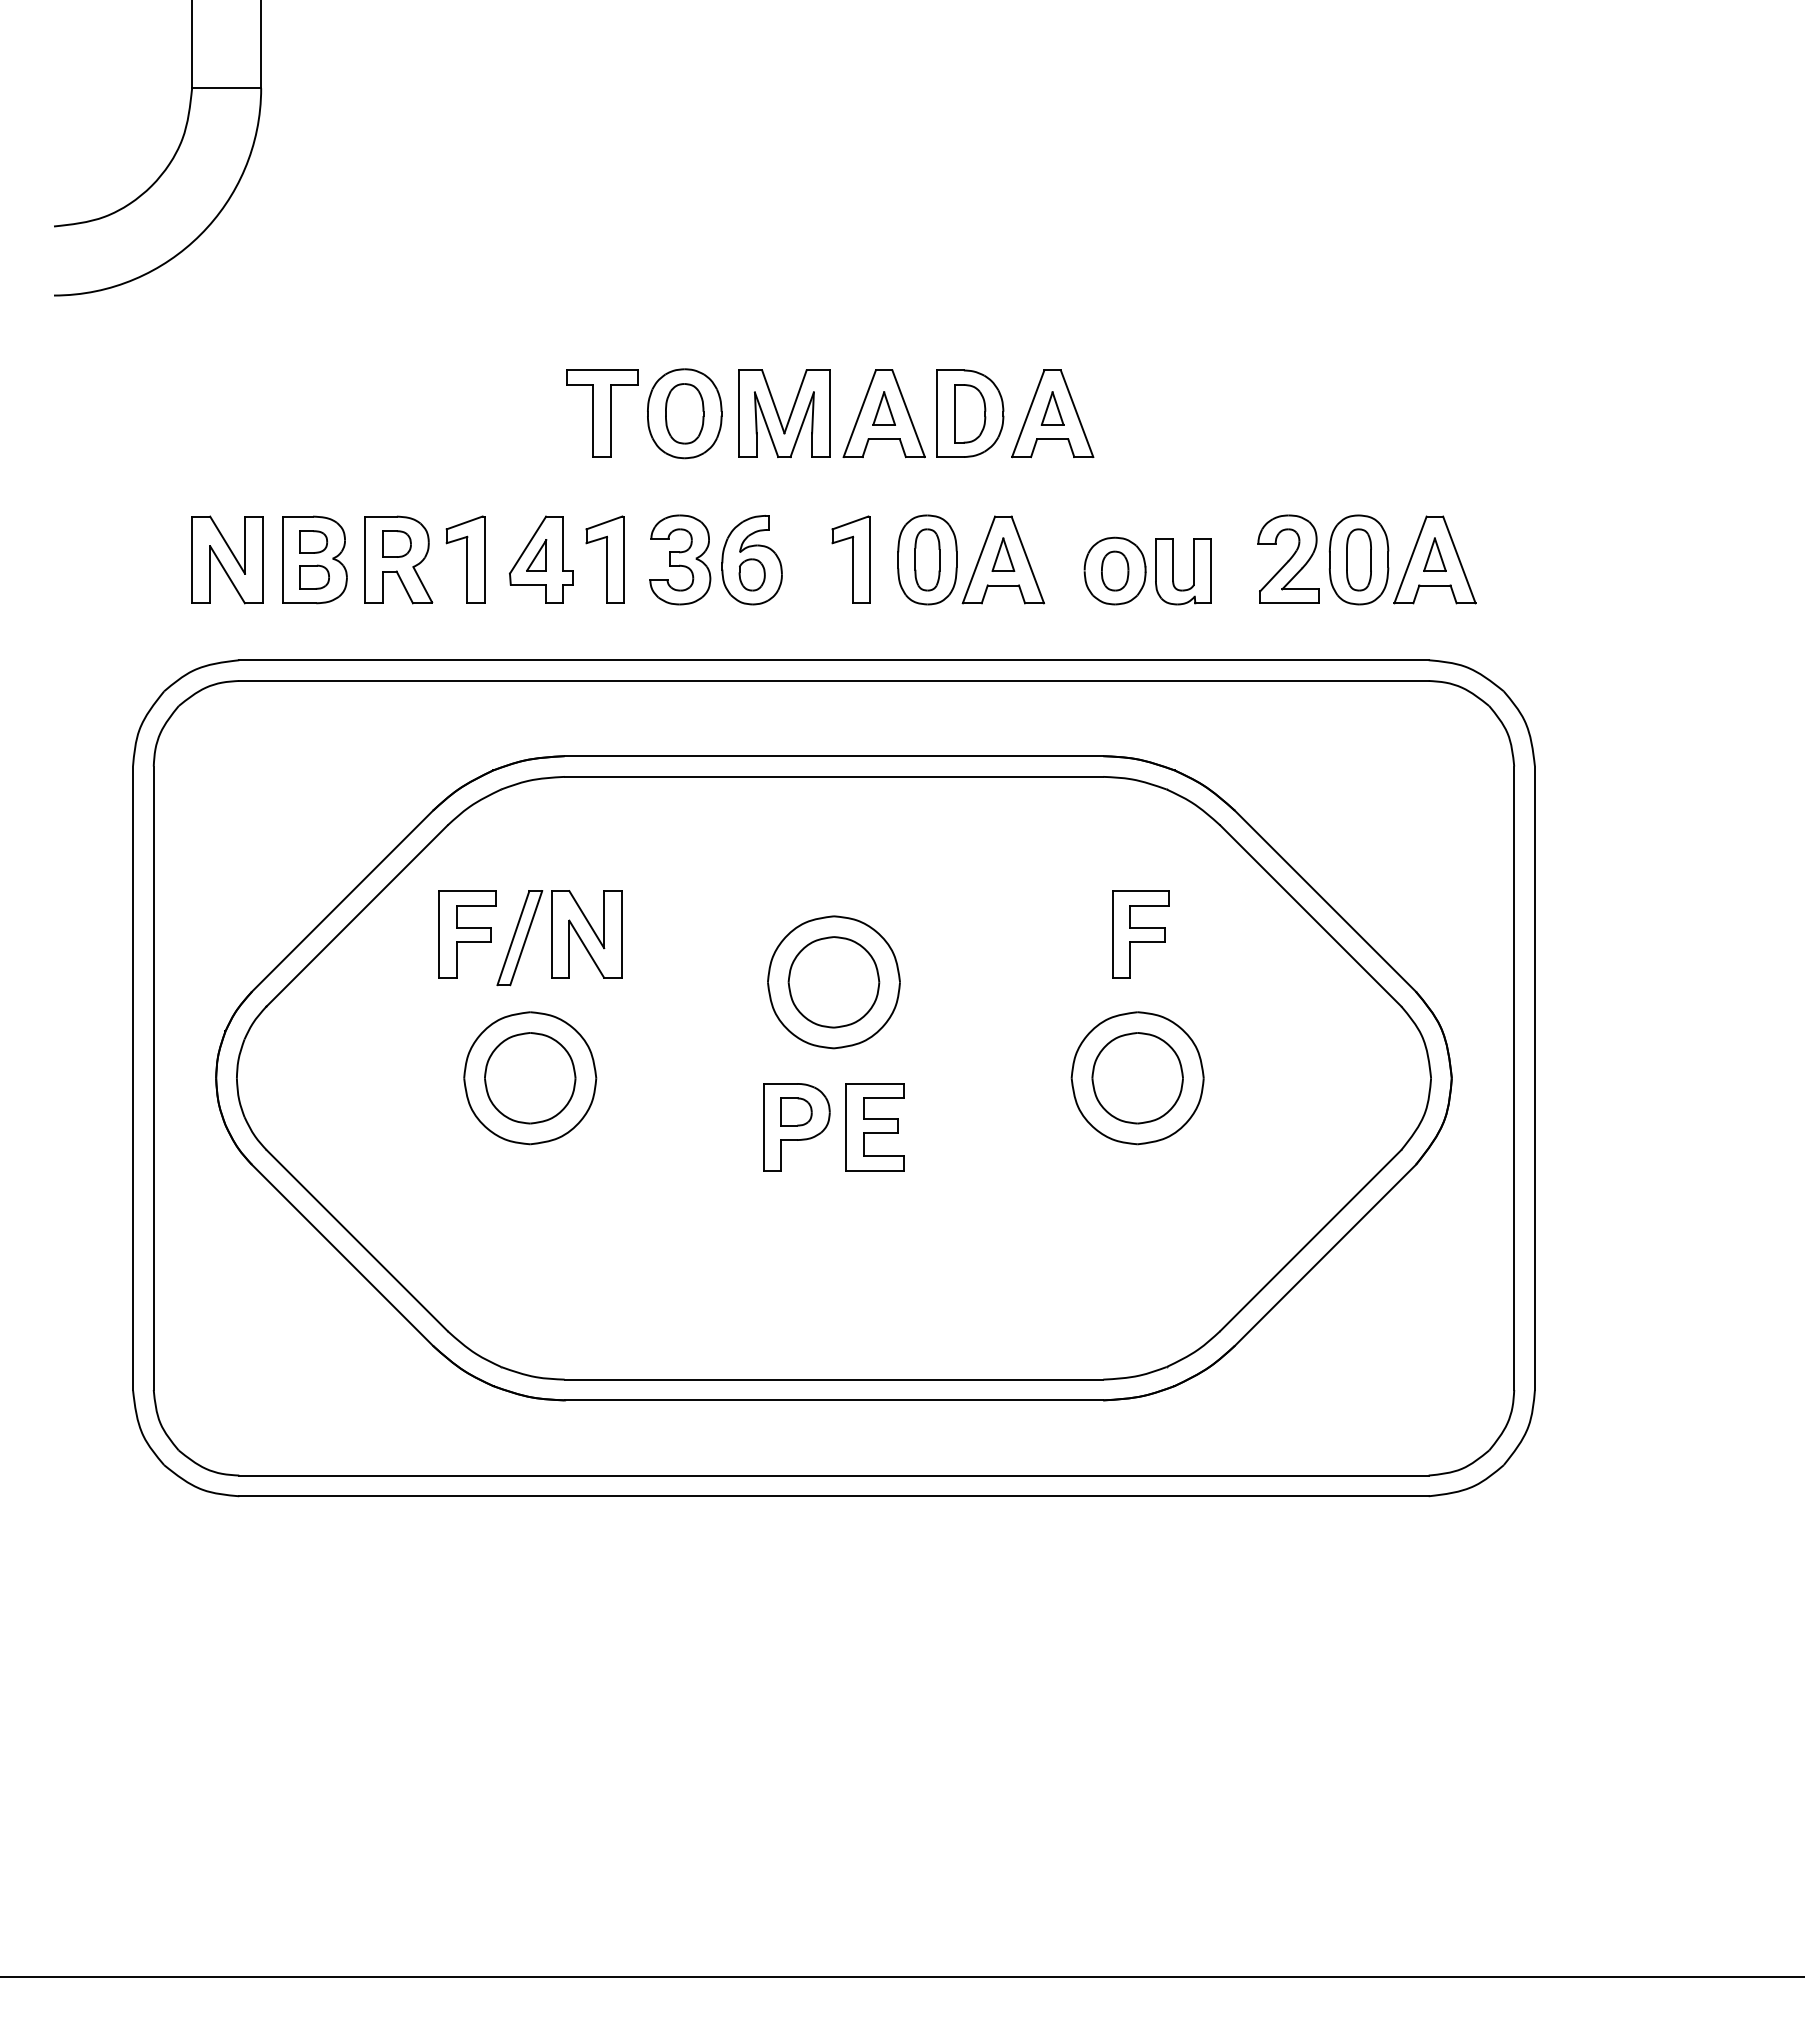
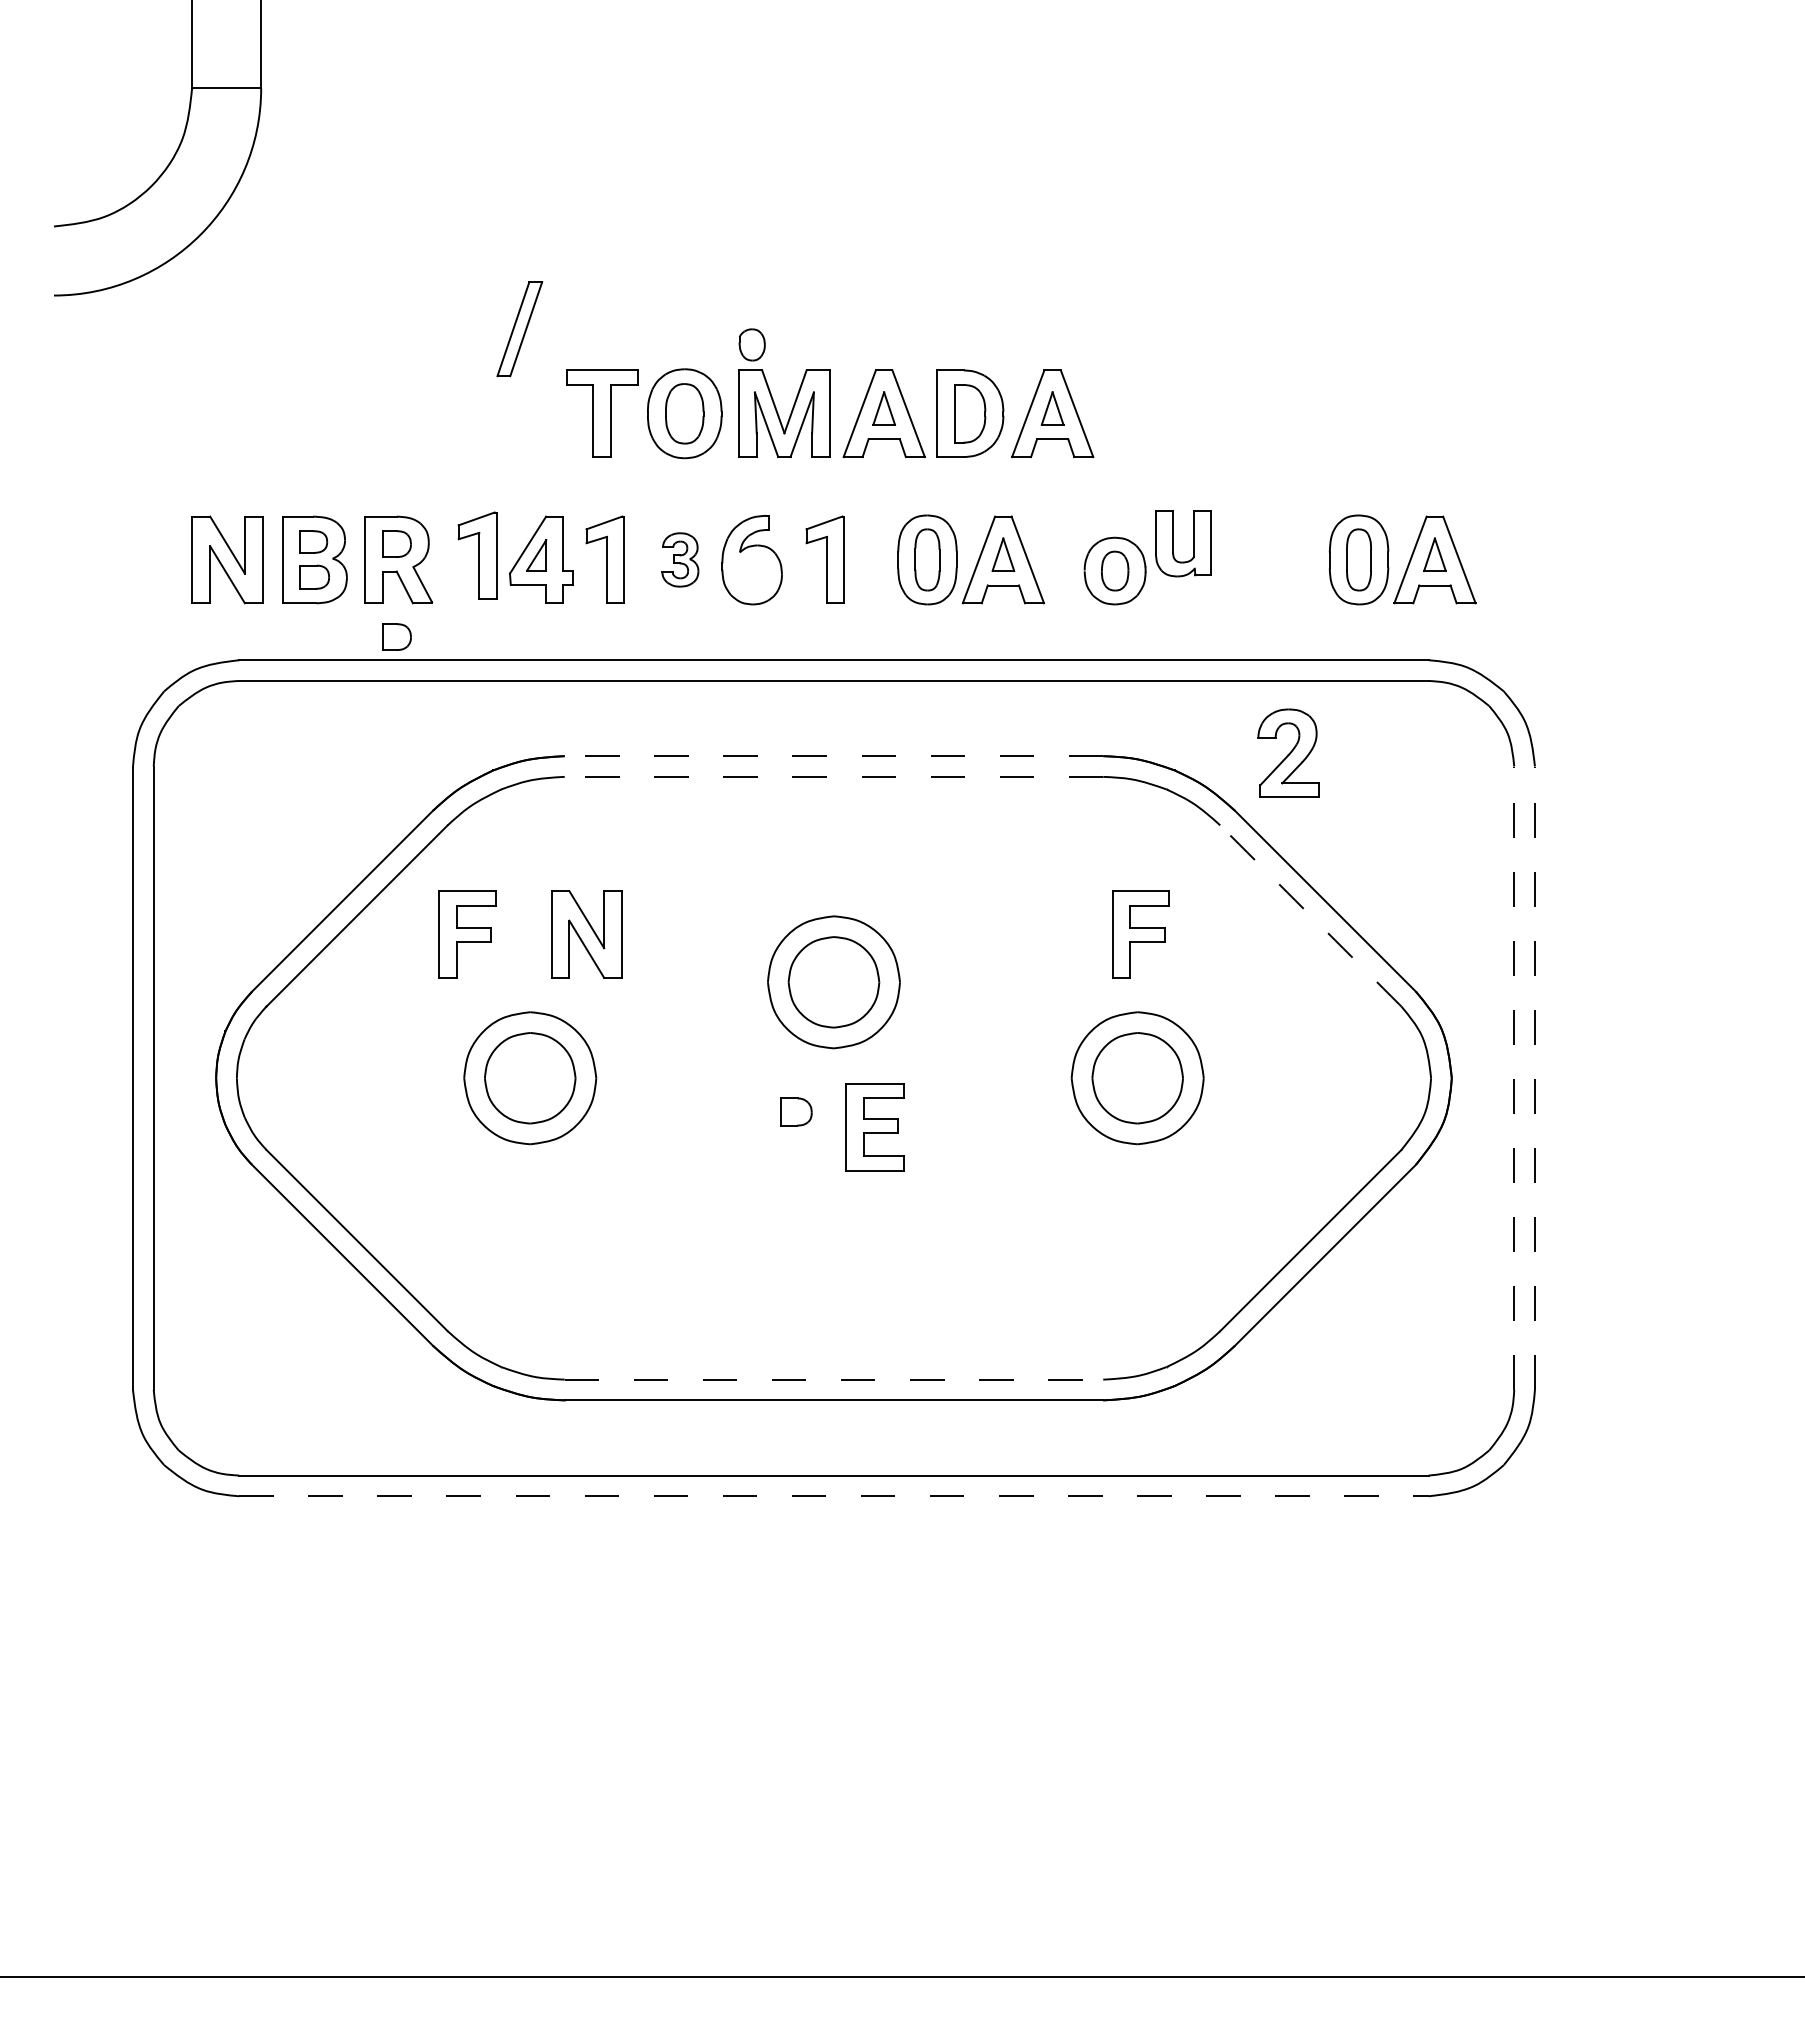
part position: (1288, 558) -> (1288, 752) (1288, 752)
part position: (465, 559) -> (477, 555) (477, 555)
part size: 63x92 px -> 39x56 px (680, 559)
part position: (850, 559) -> (824, 559) (824, 559)
part position: (1173, 571) -> (1173, 543) (1173, 543)
part position: (751, 574) -> (751, 344) (751, 344)
part: none -> present (396, 636)
line: solid -> dashed (833, 756)
line: solid -> dashed (833, 776)
line: solid -> dashed (1310, 915)
part position: (519, 938) -> (519, 329) (519, 329)
line: solid -> dashed (1514, 1078)
line: solid -> dashed (1534, 1078)
part: present -> none (796, 1127)
line: solid -> dashed (834, 1379)
line: solid -> dashed (833, 1496)
